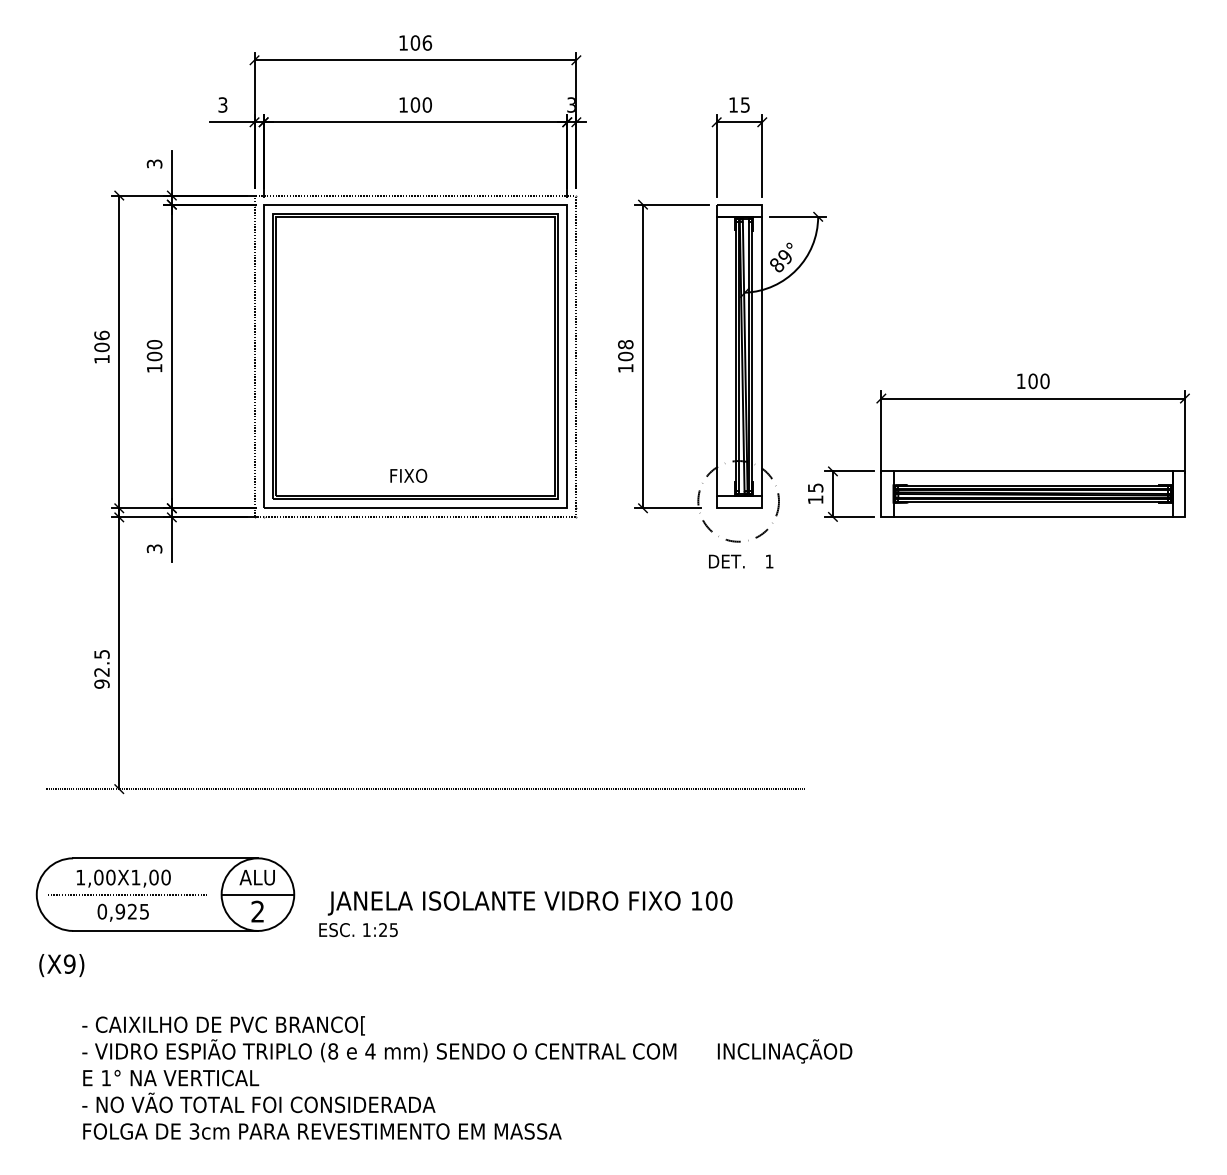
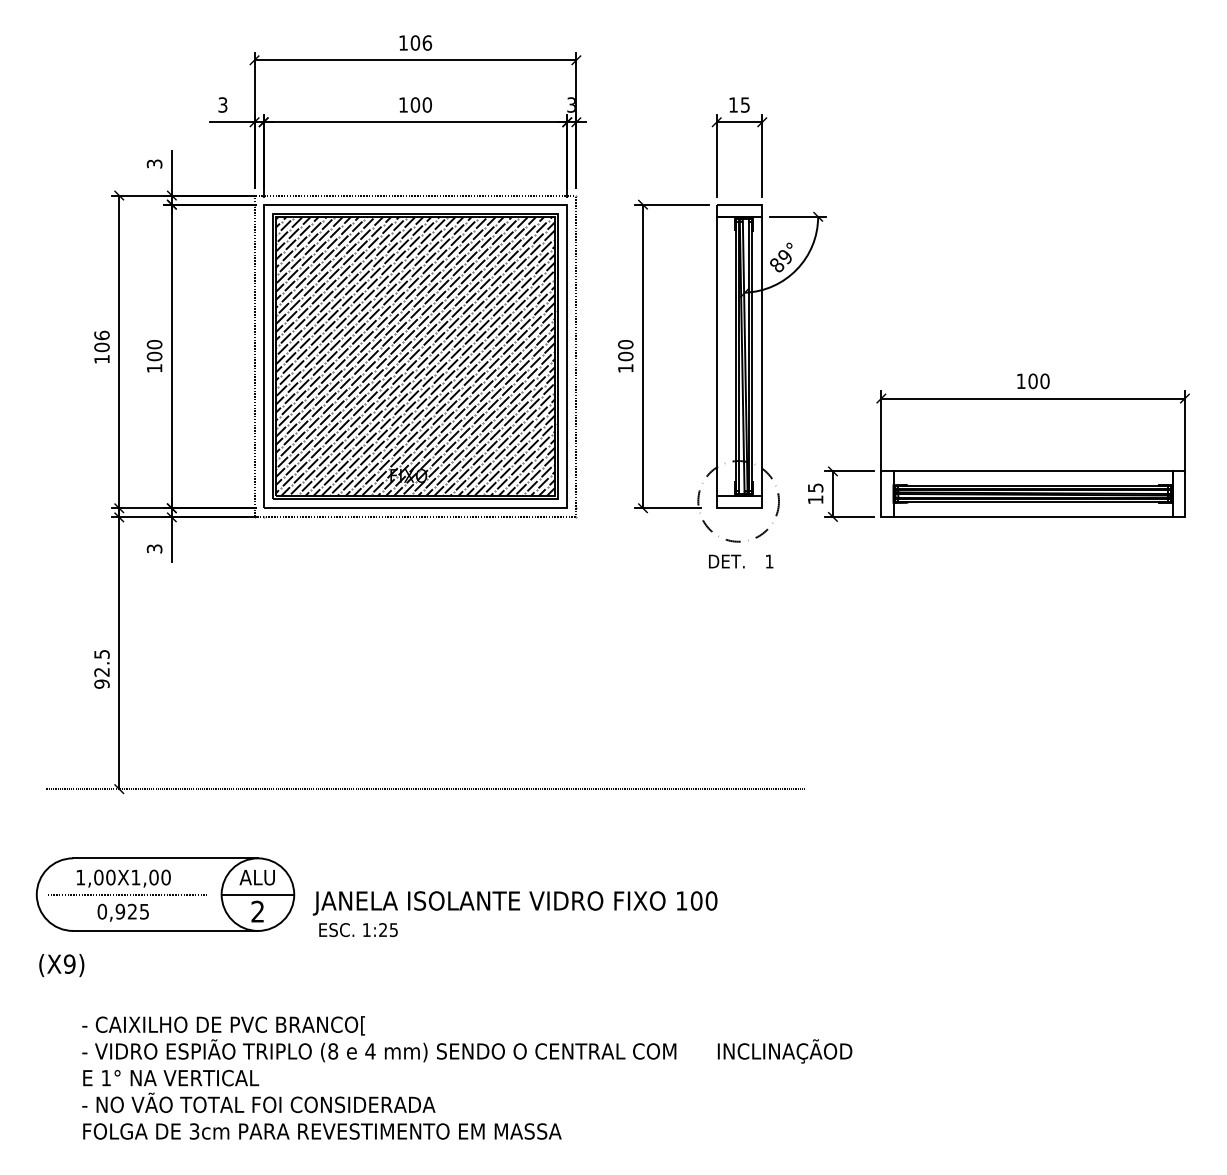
text: 108 -> 100 (625, 344)
hatch: none -> present (415, 356)
text position: (529, 903) -> (514, 903) (514, 903)
